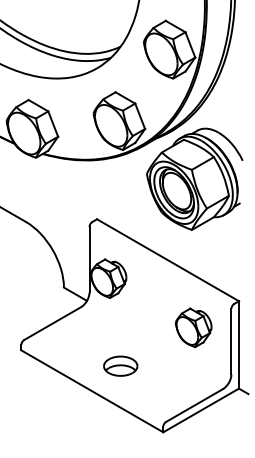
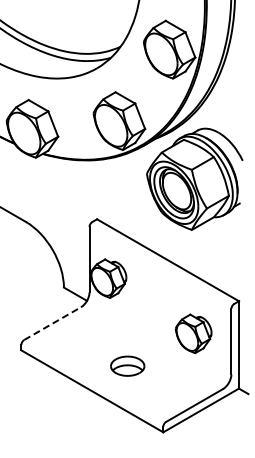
line: solid -> dashed (52, 323)
part position: (193, 327) -> (193, 333) (193, 333)
part position: (120, 365) -> (127, 365) (127, 365)
